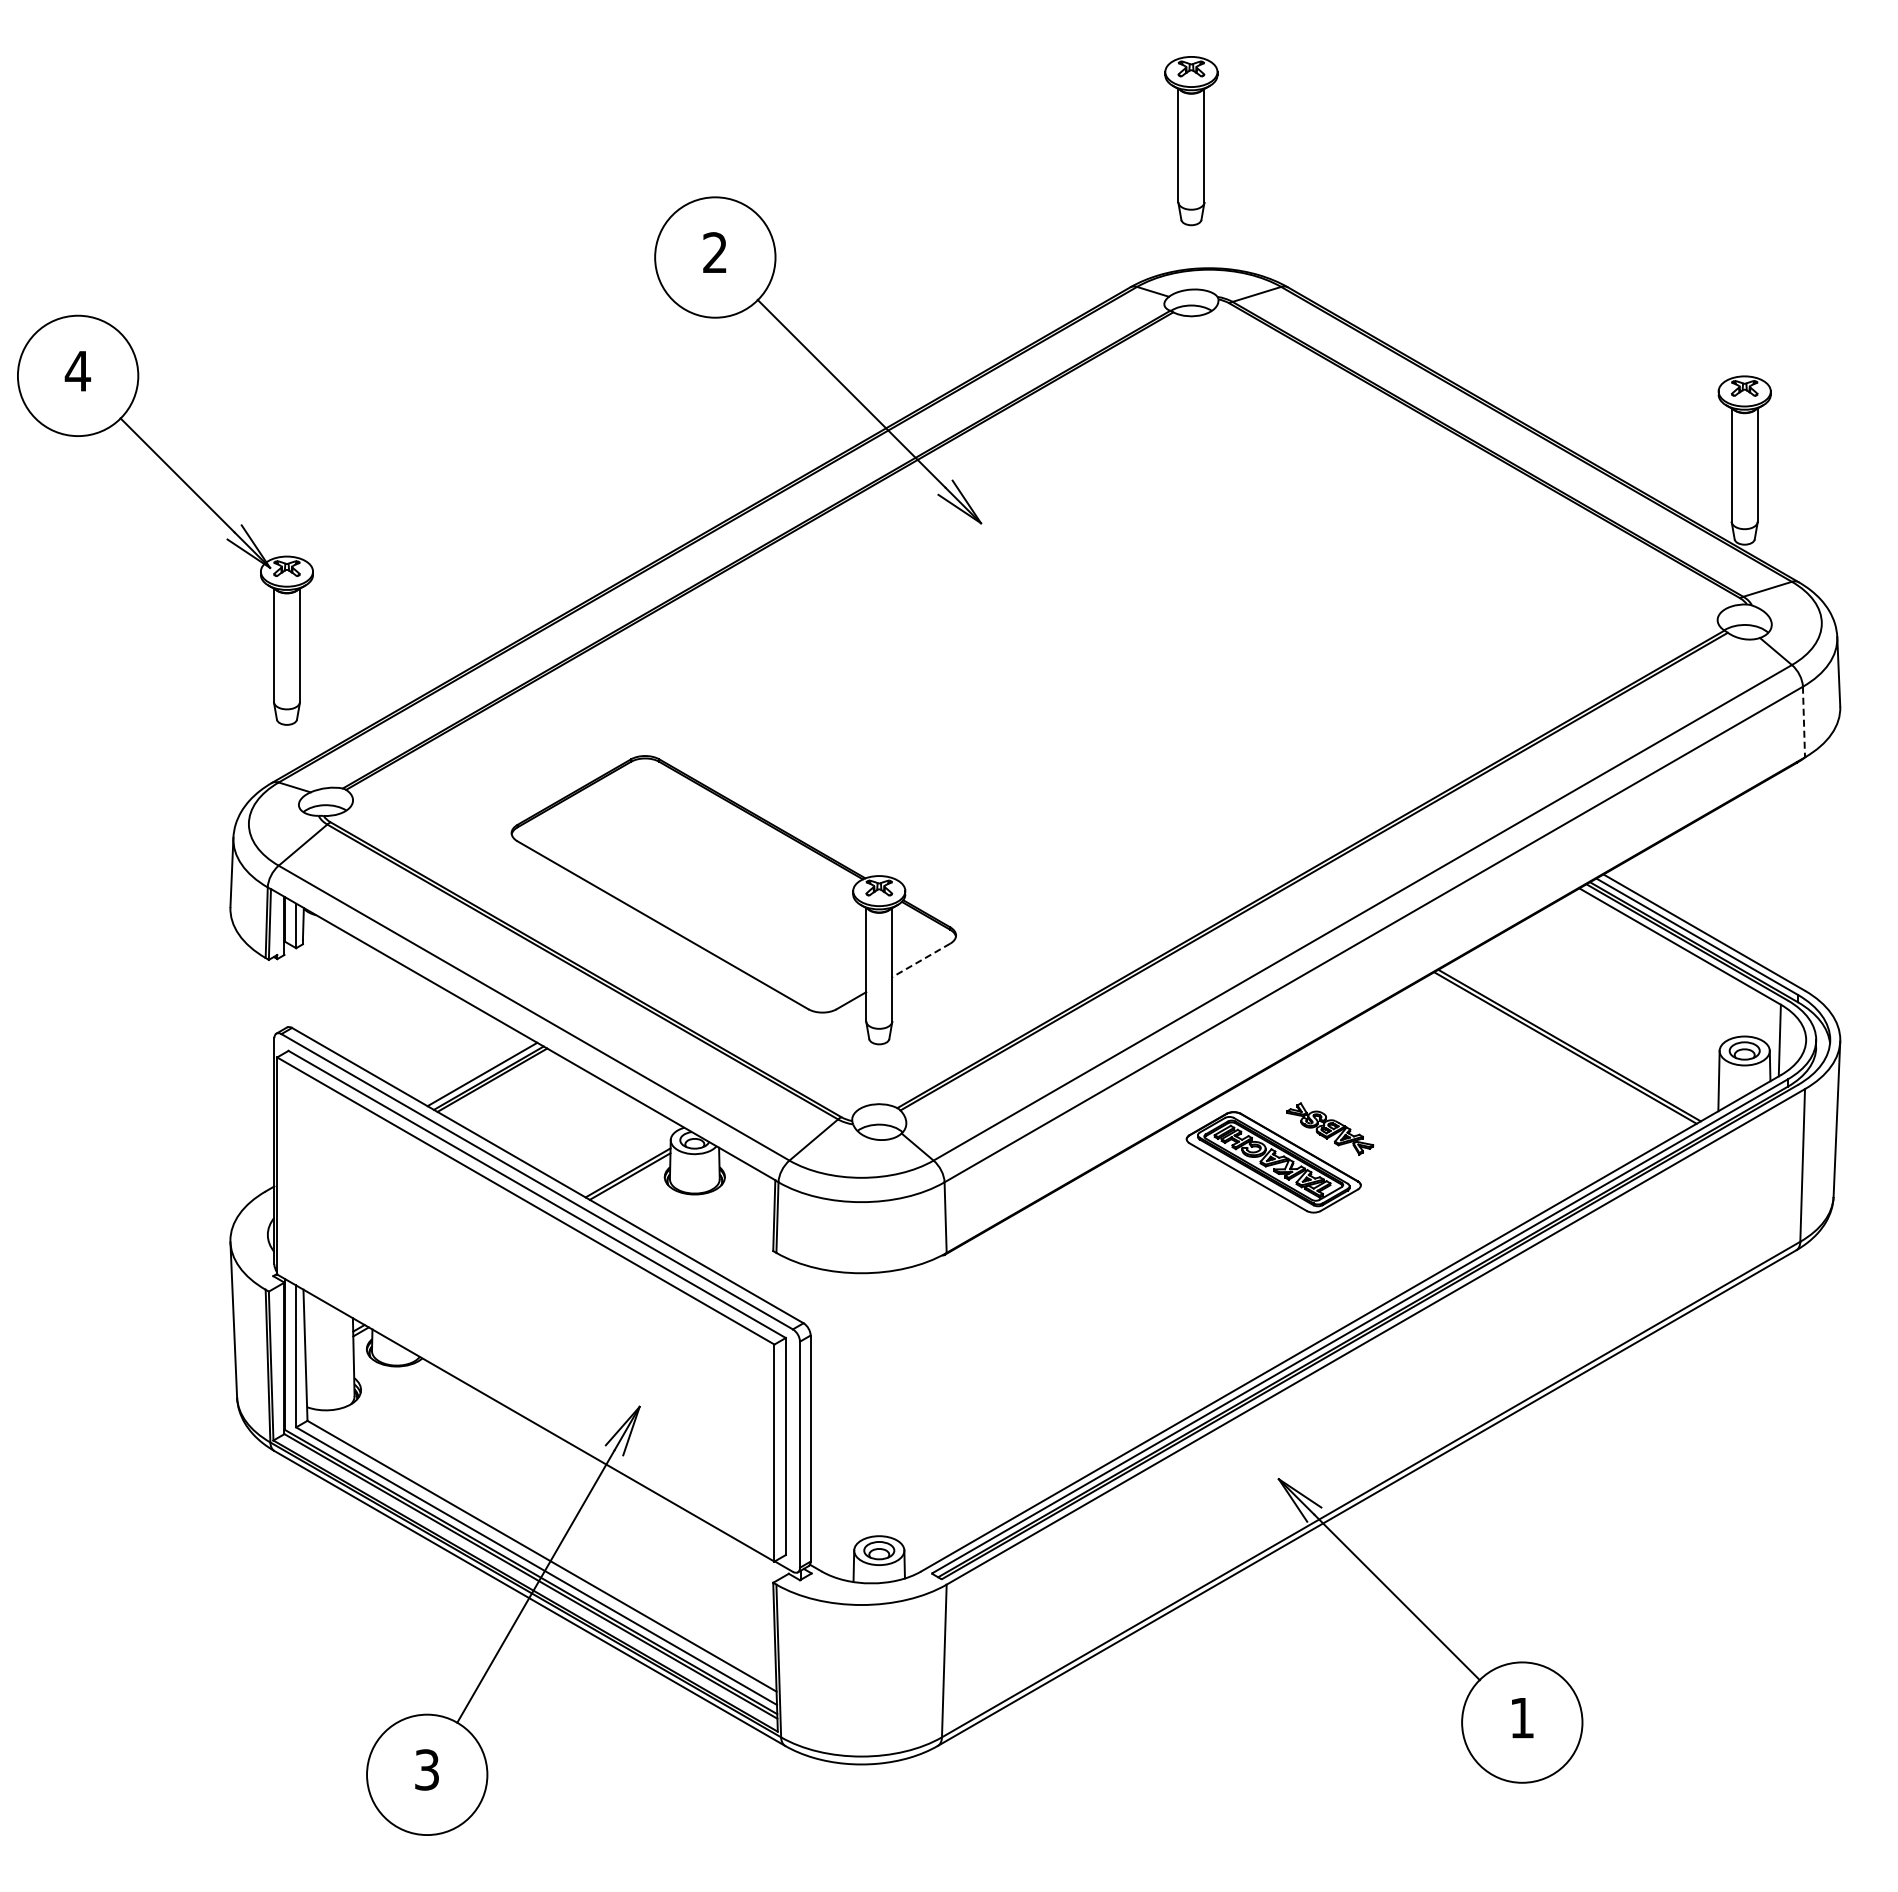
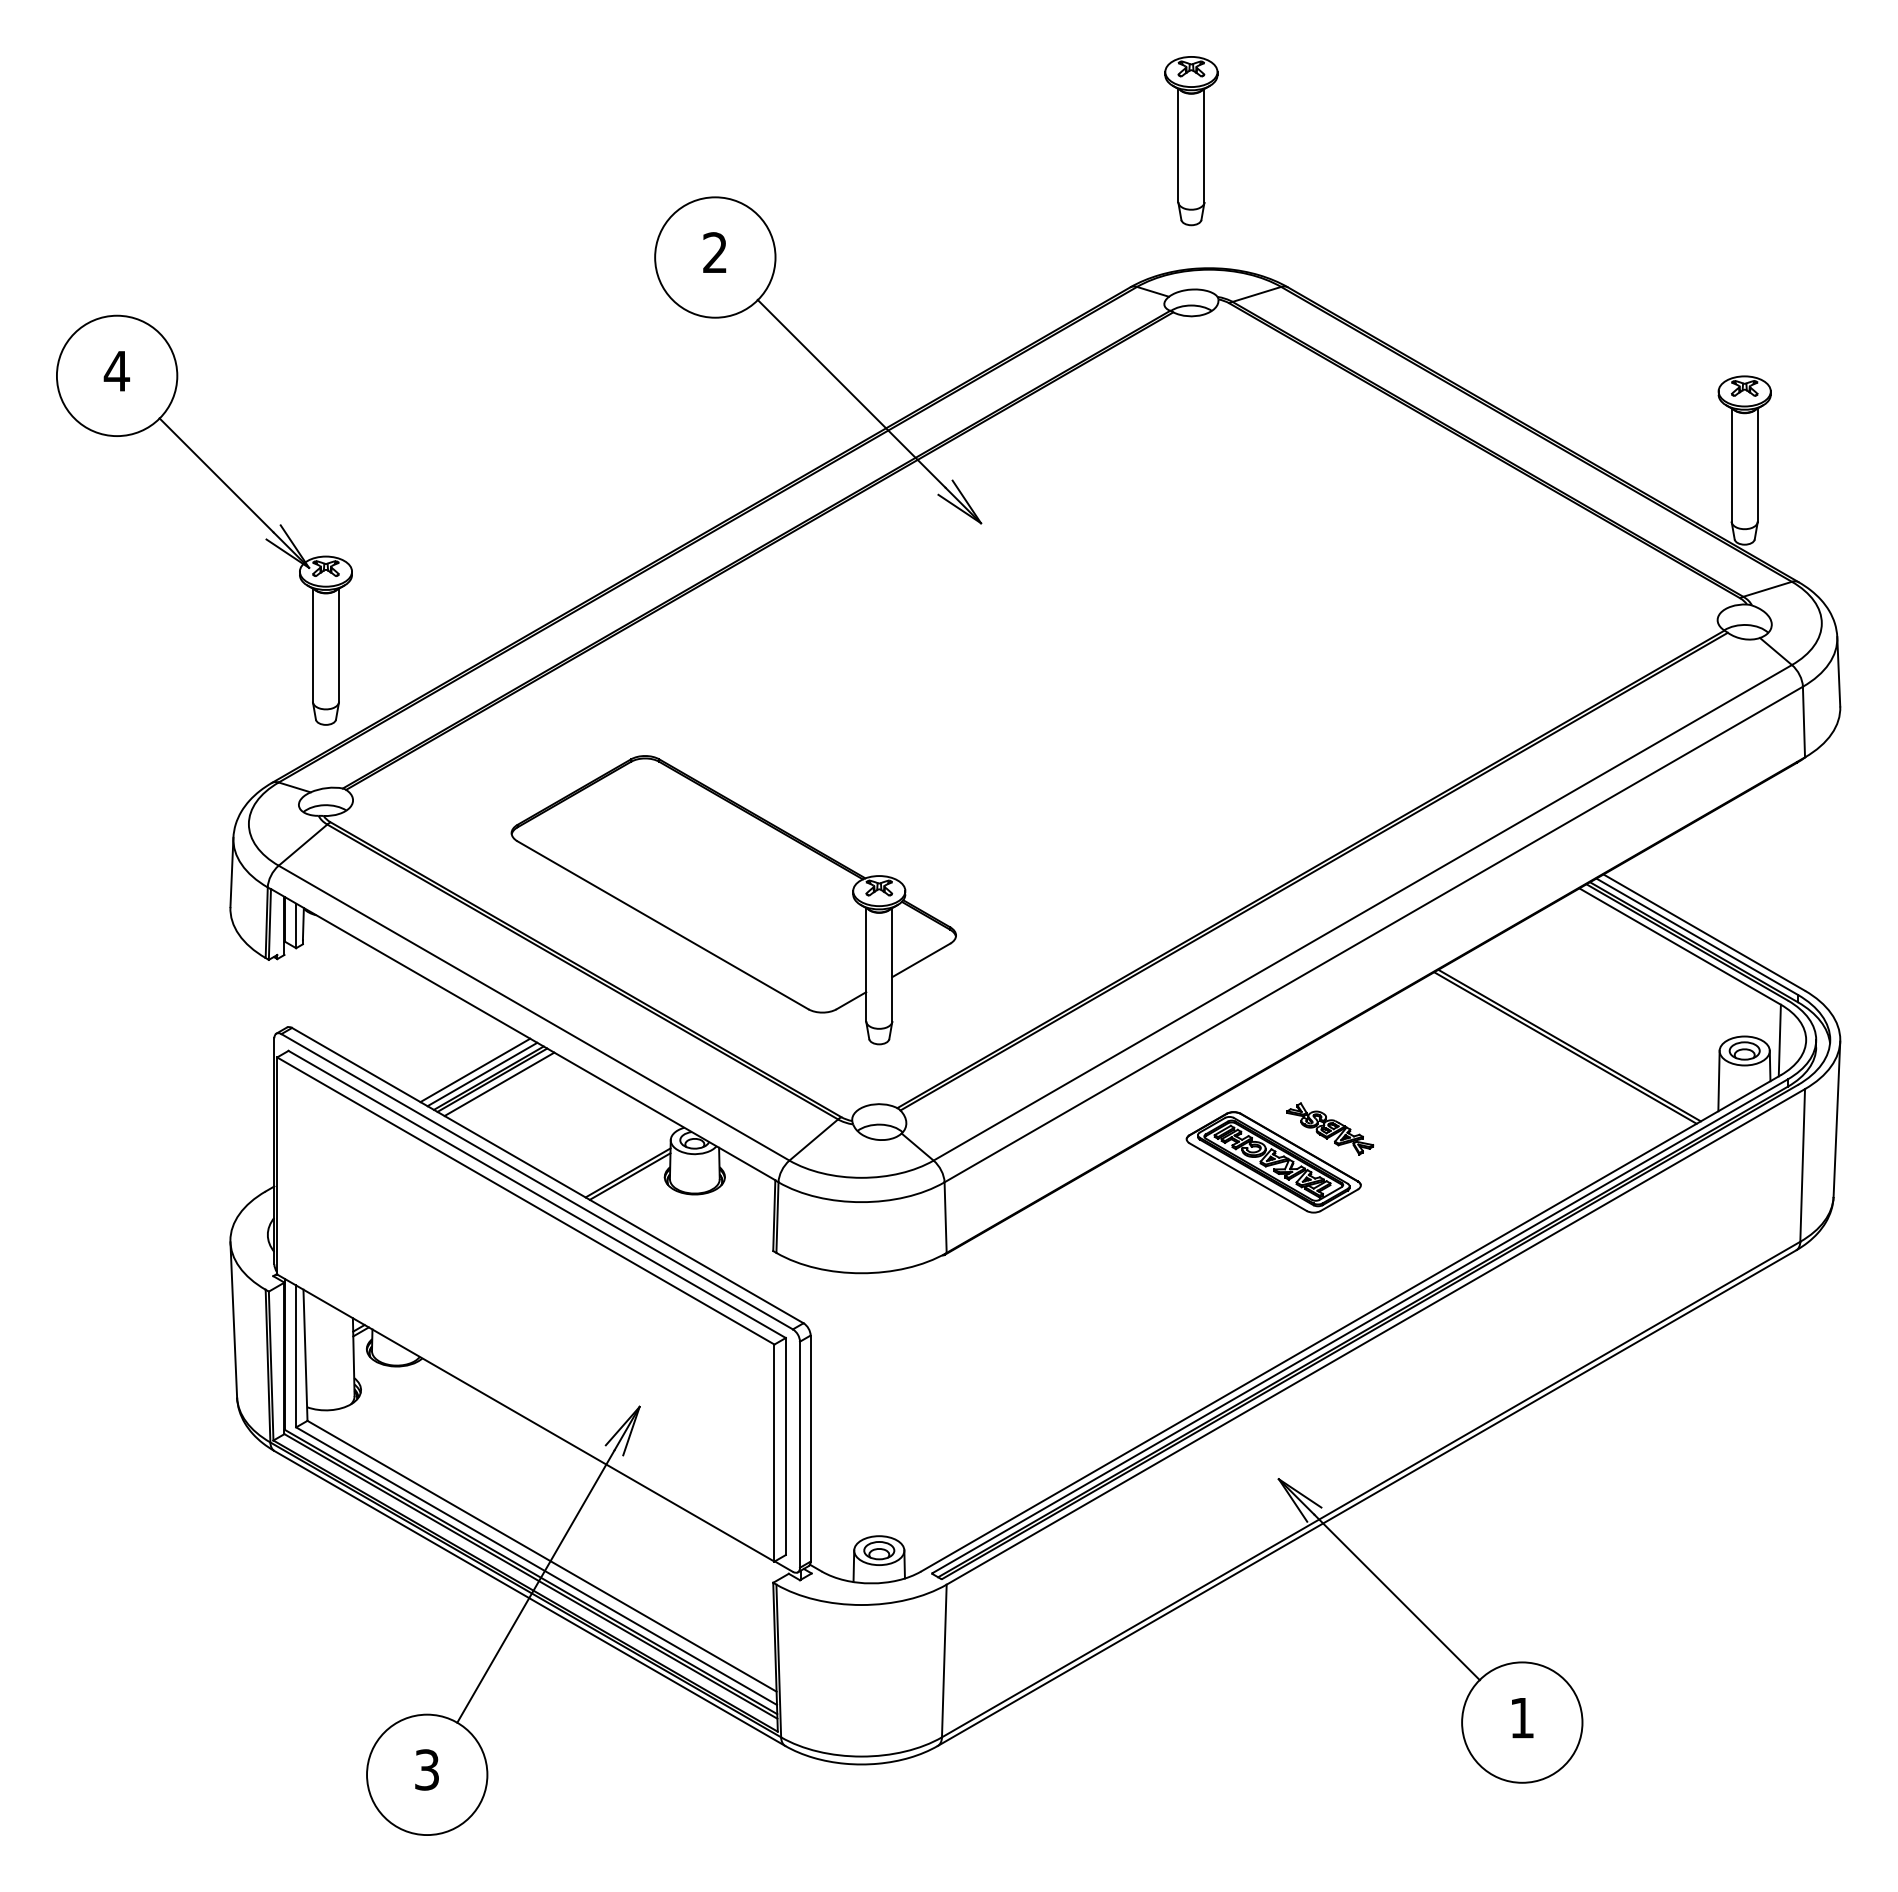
part position: (192, 491) -> (231, 491) (231, 491)
line: dashed -> solid (1803, 722)
line: dashed -> solid (920, 960)
line: none -> present (475, 1070)
line: none -> present (499, 1084)
